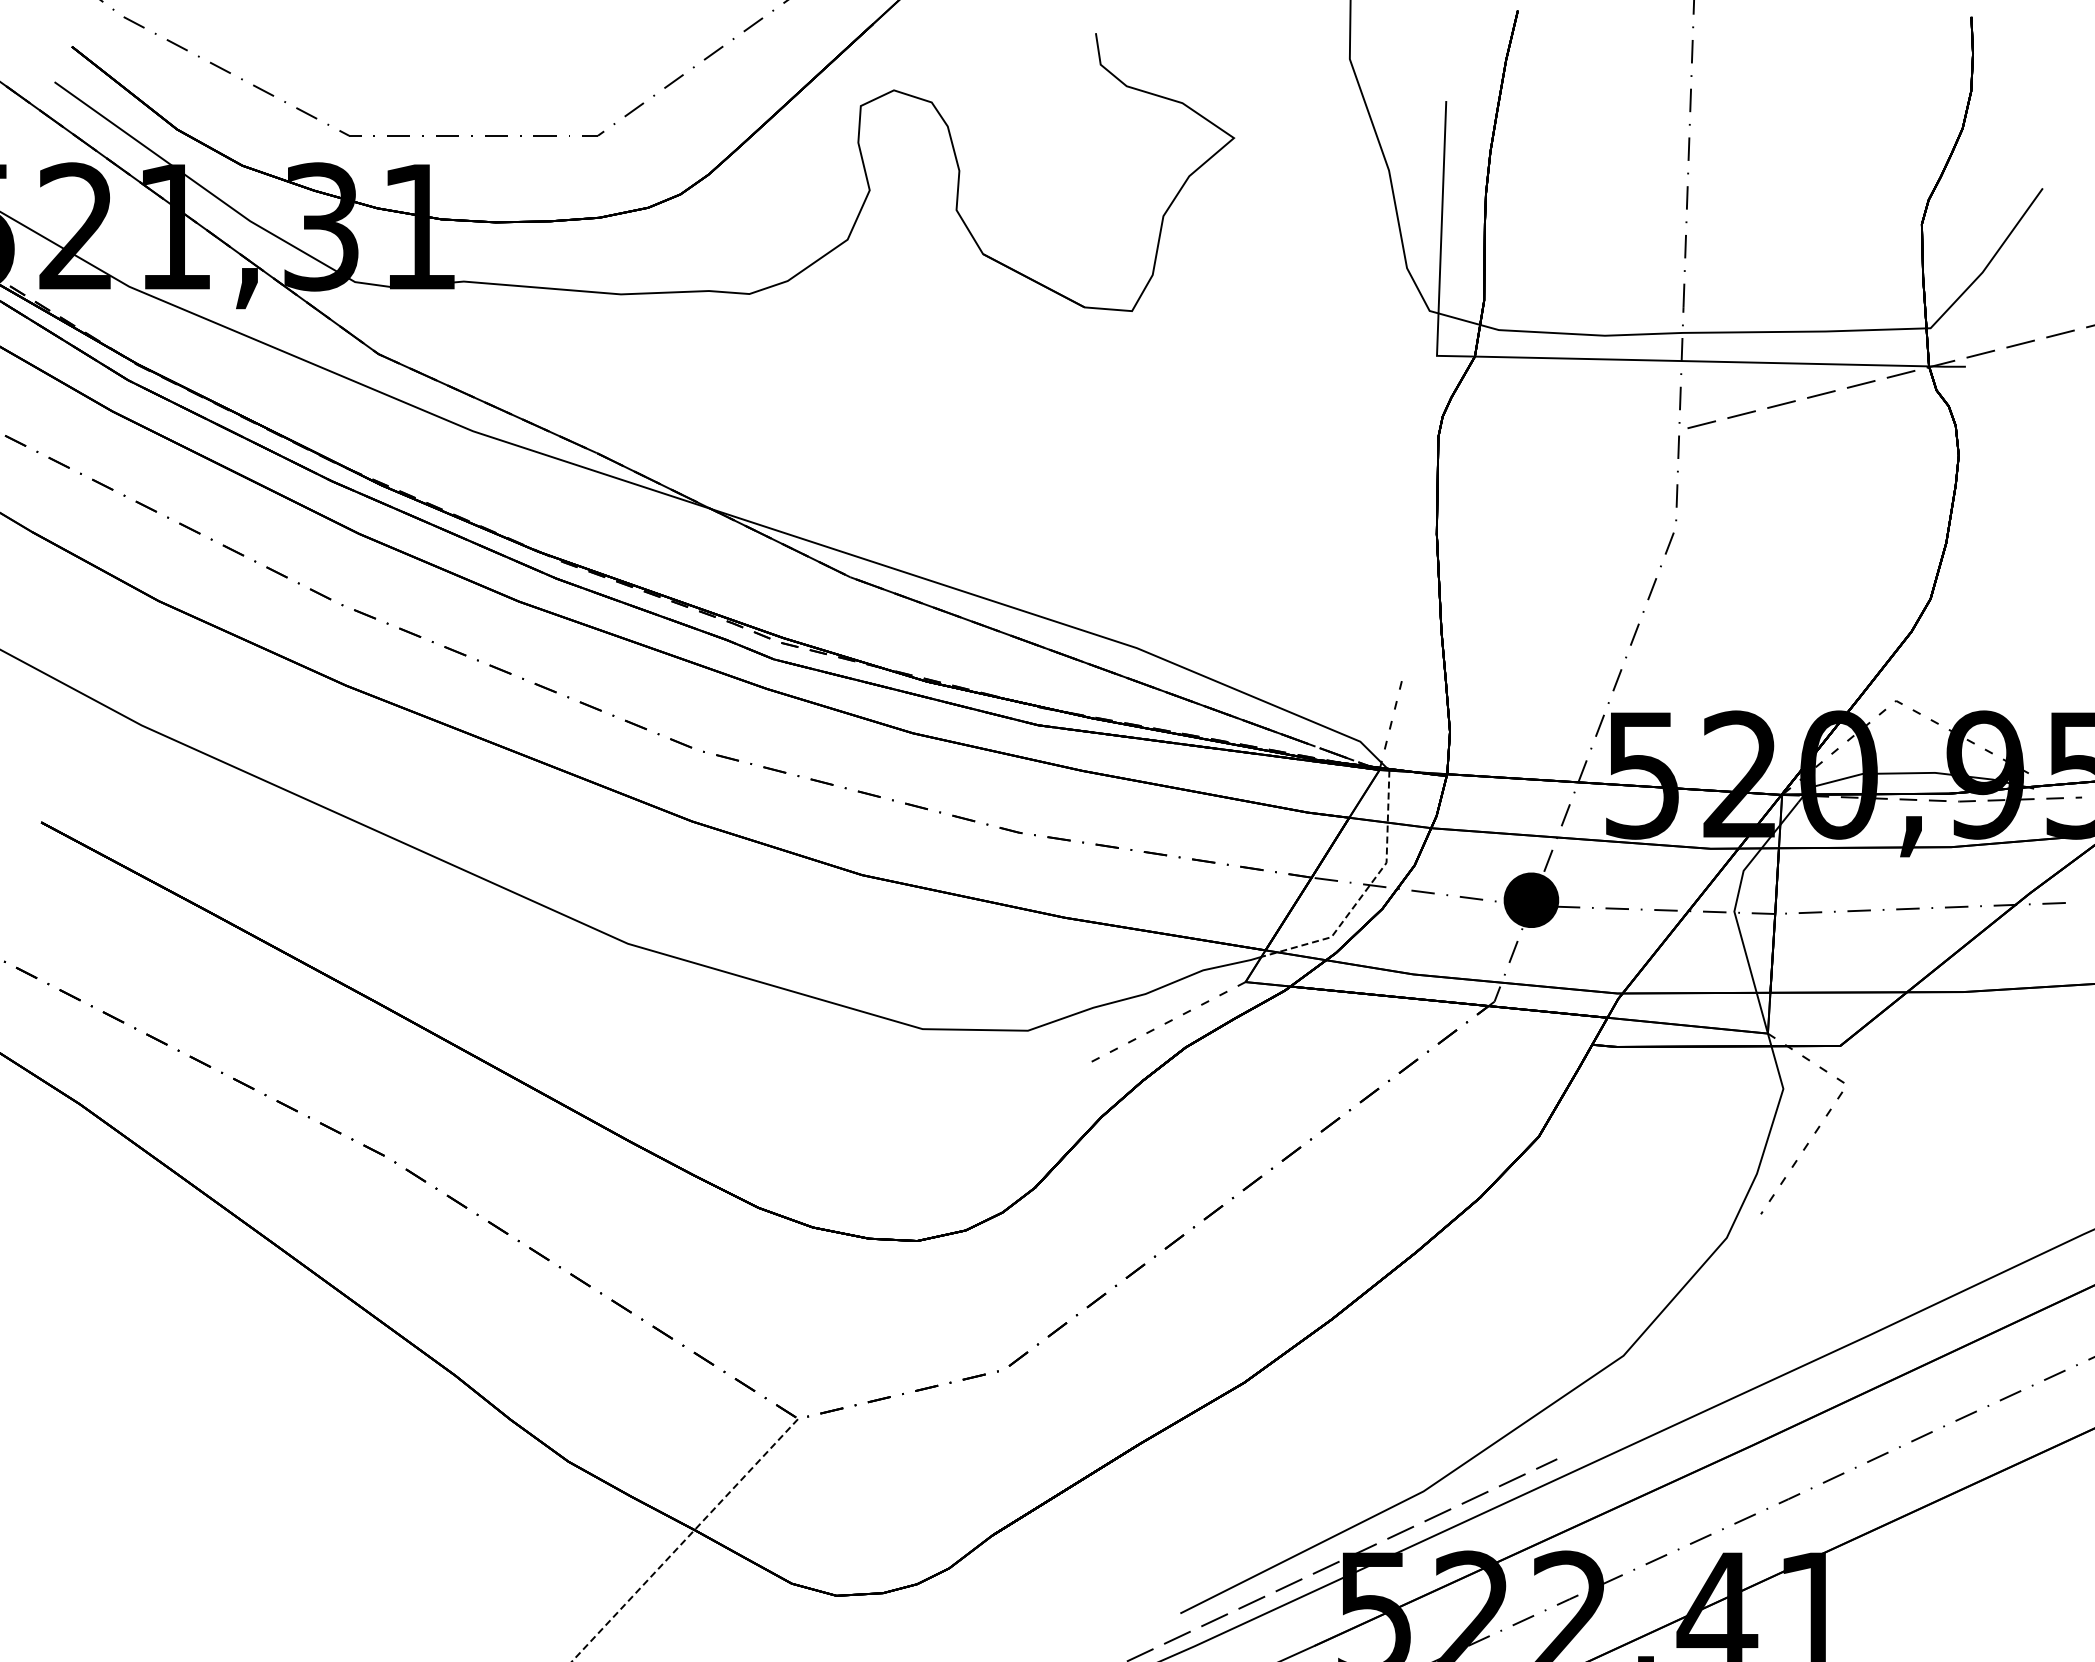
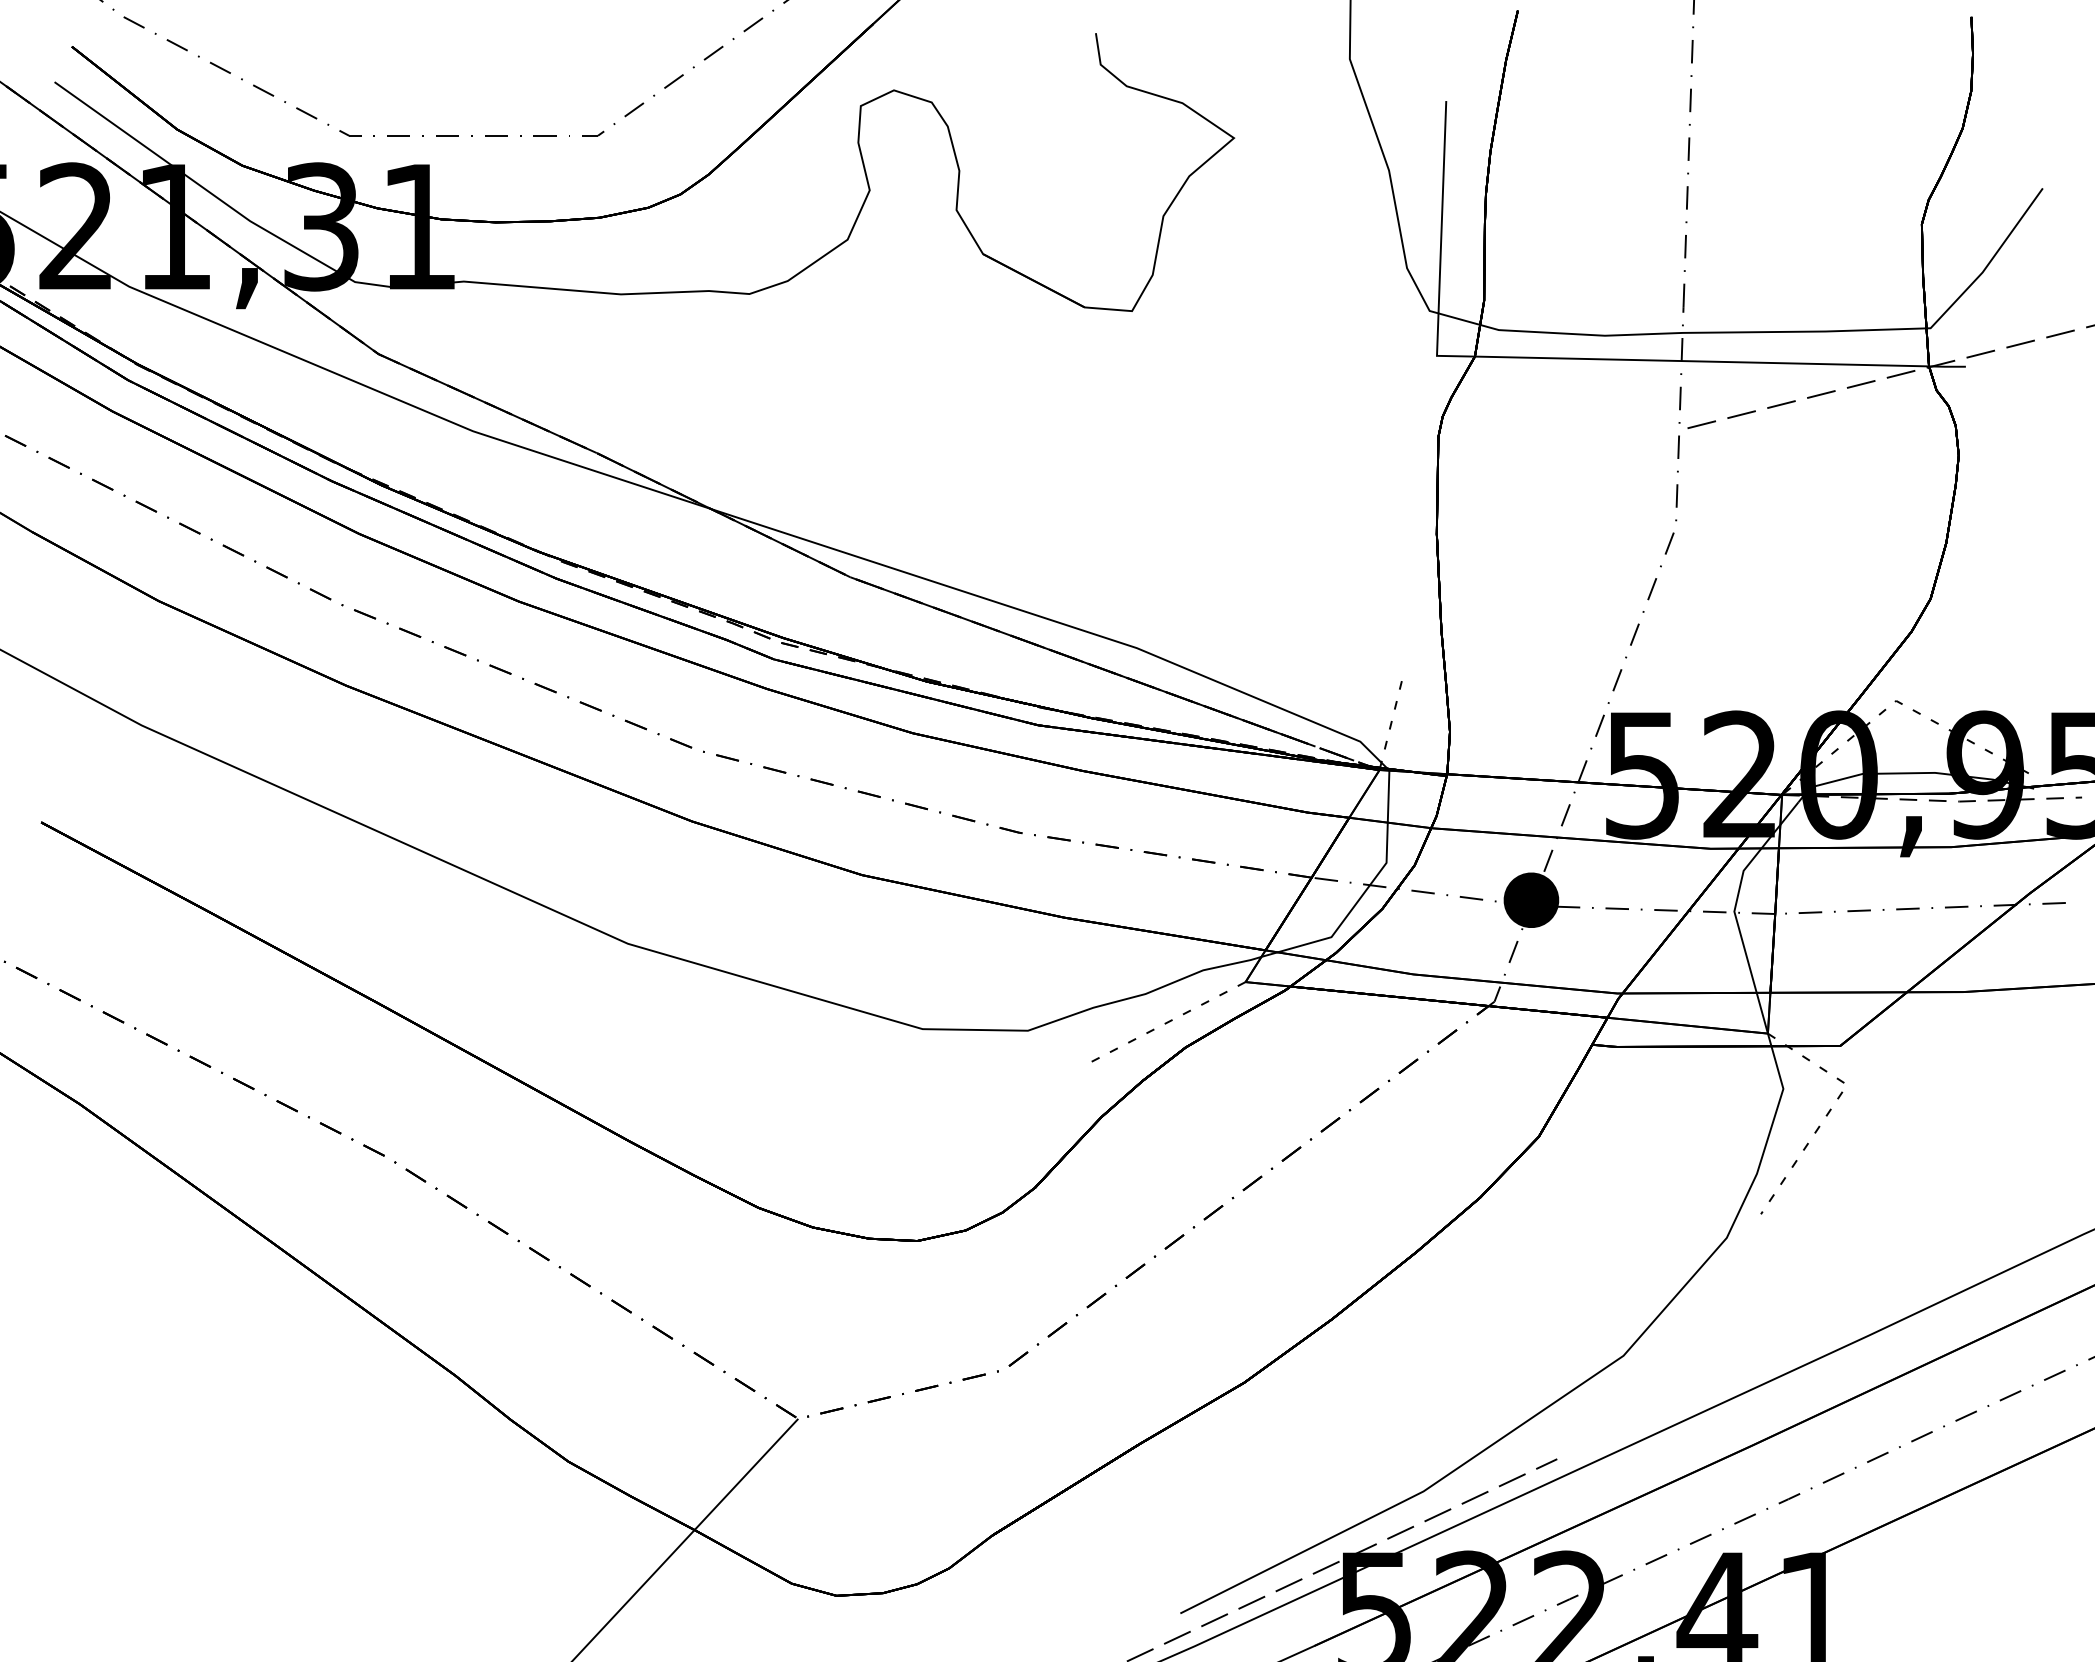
line: dashed -> solid (1364, 892)
line: dashed -> solid (685, 1540)
